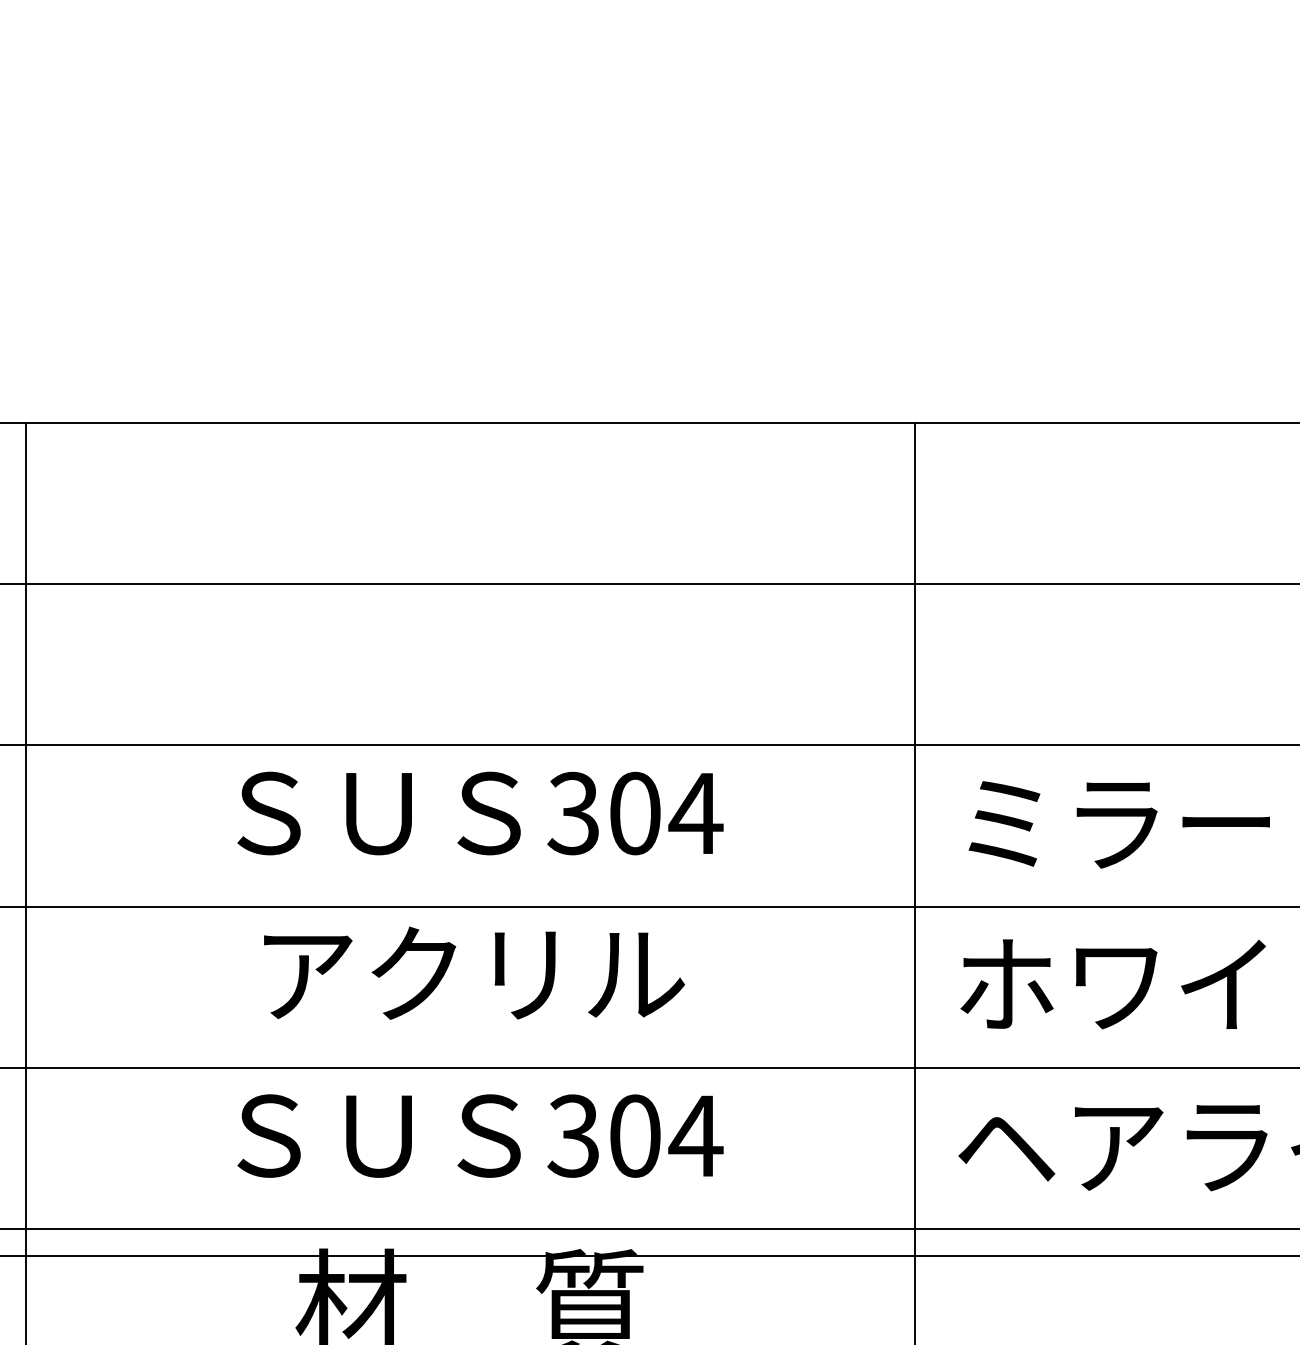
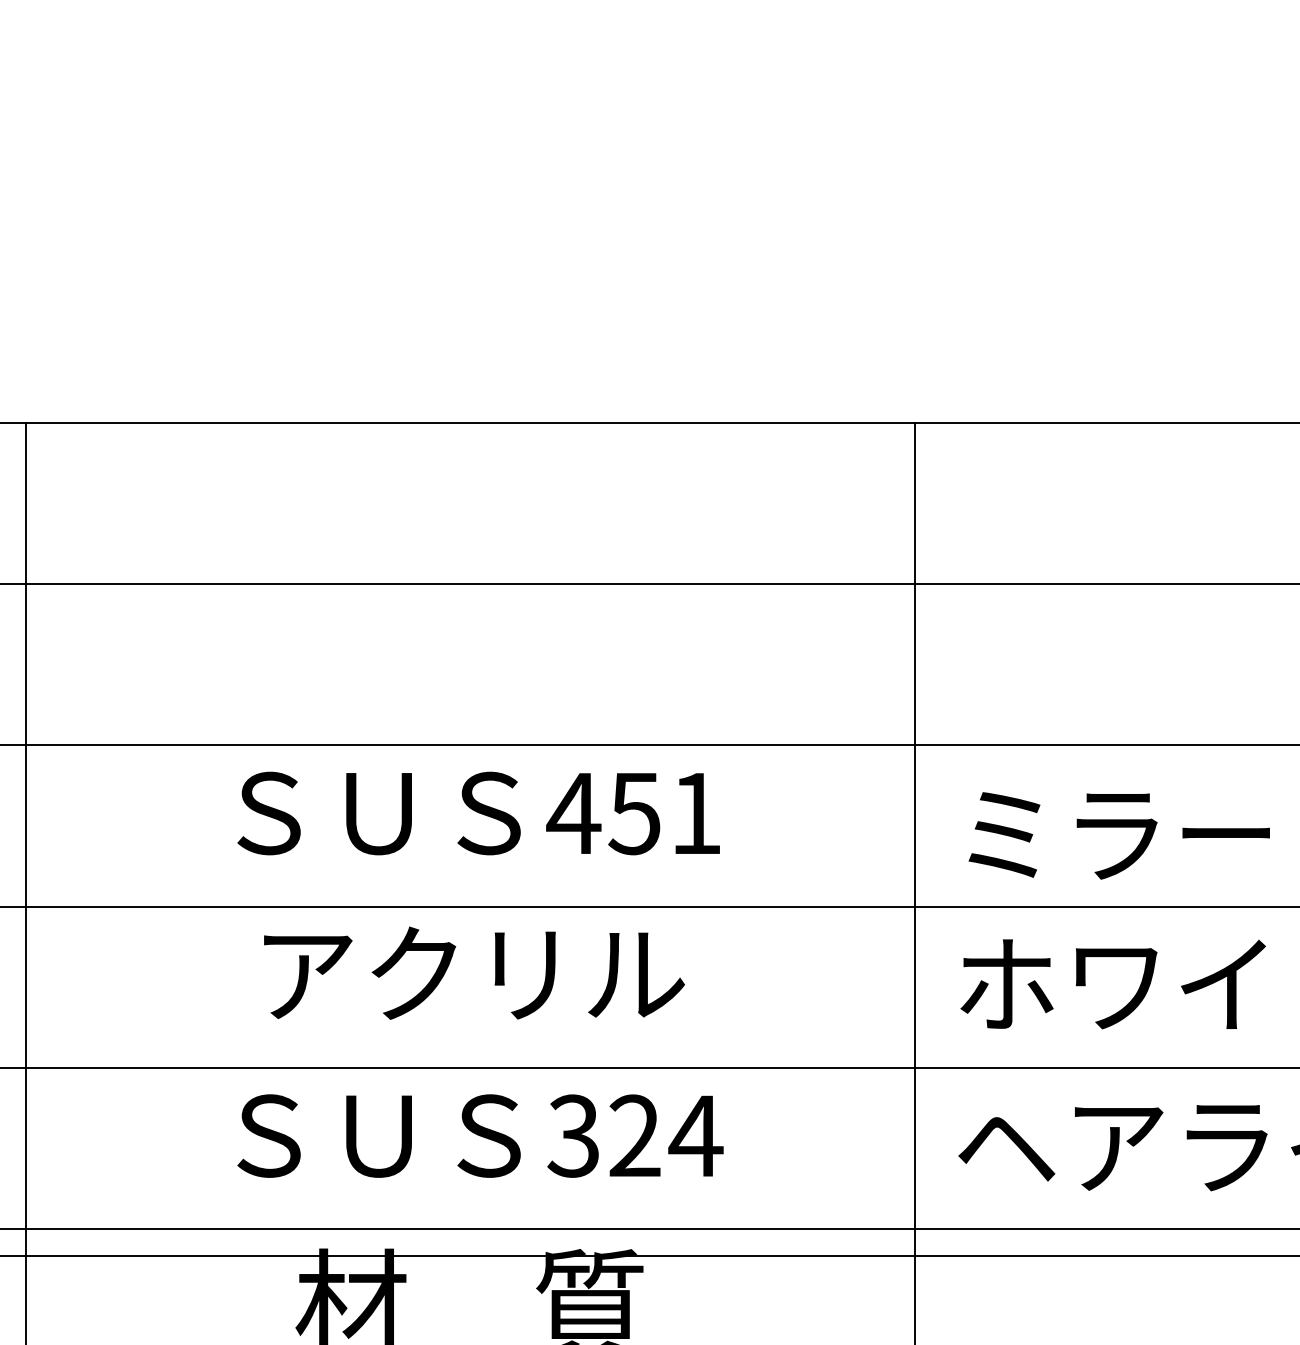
text: 304 -> 451 (634, 813)
text position: (1118, 824) -> (1118, 835) (1118, 835)
text: 304 -> 324 (634, 1135)
